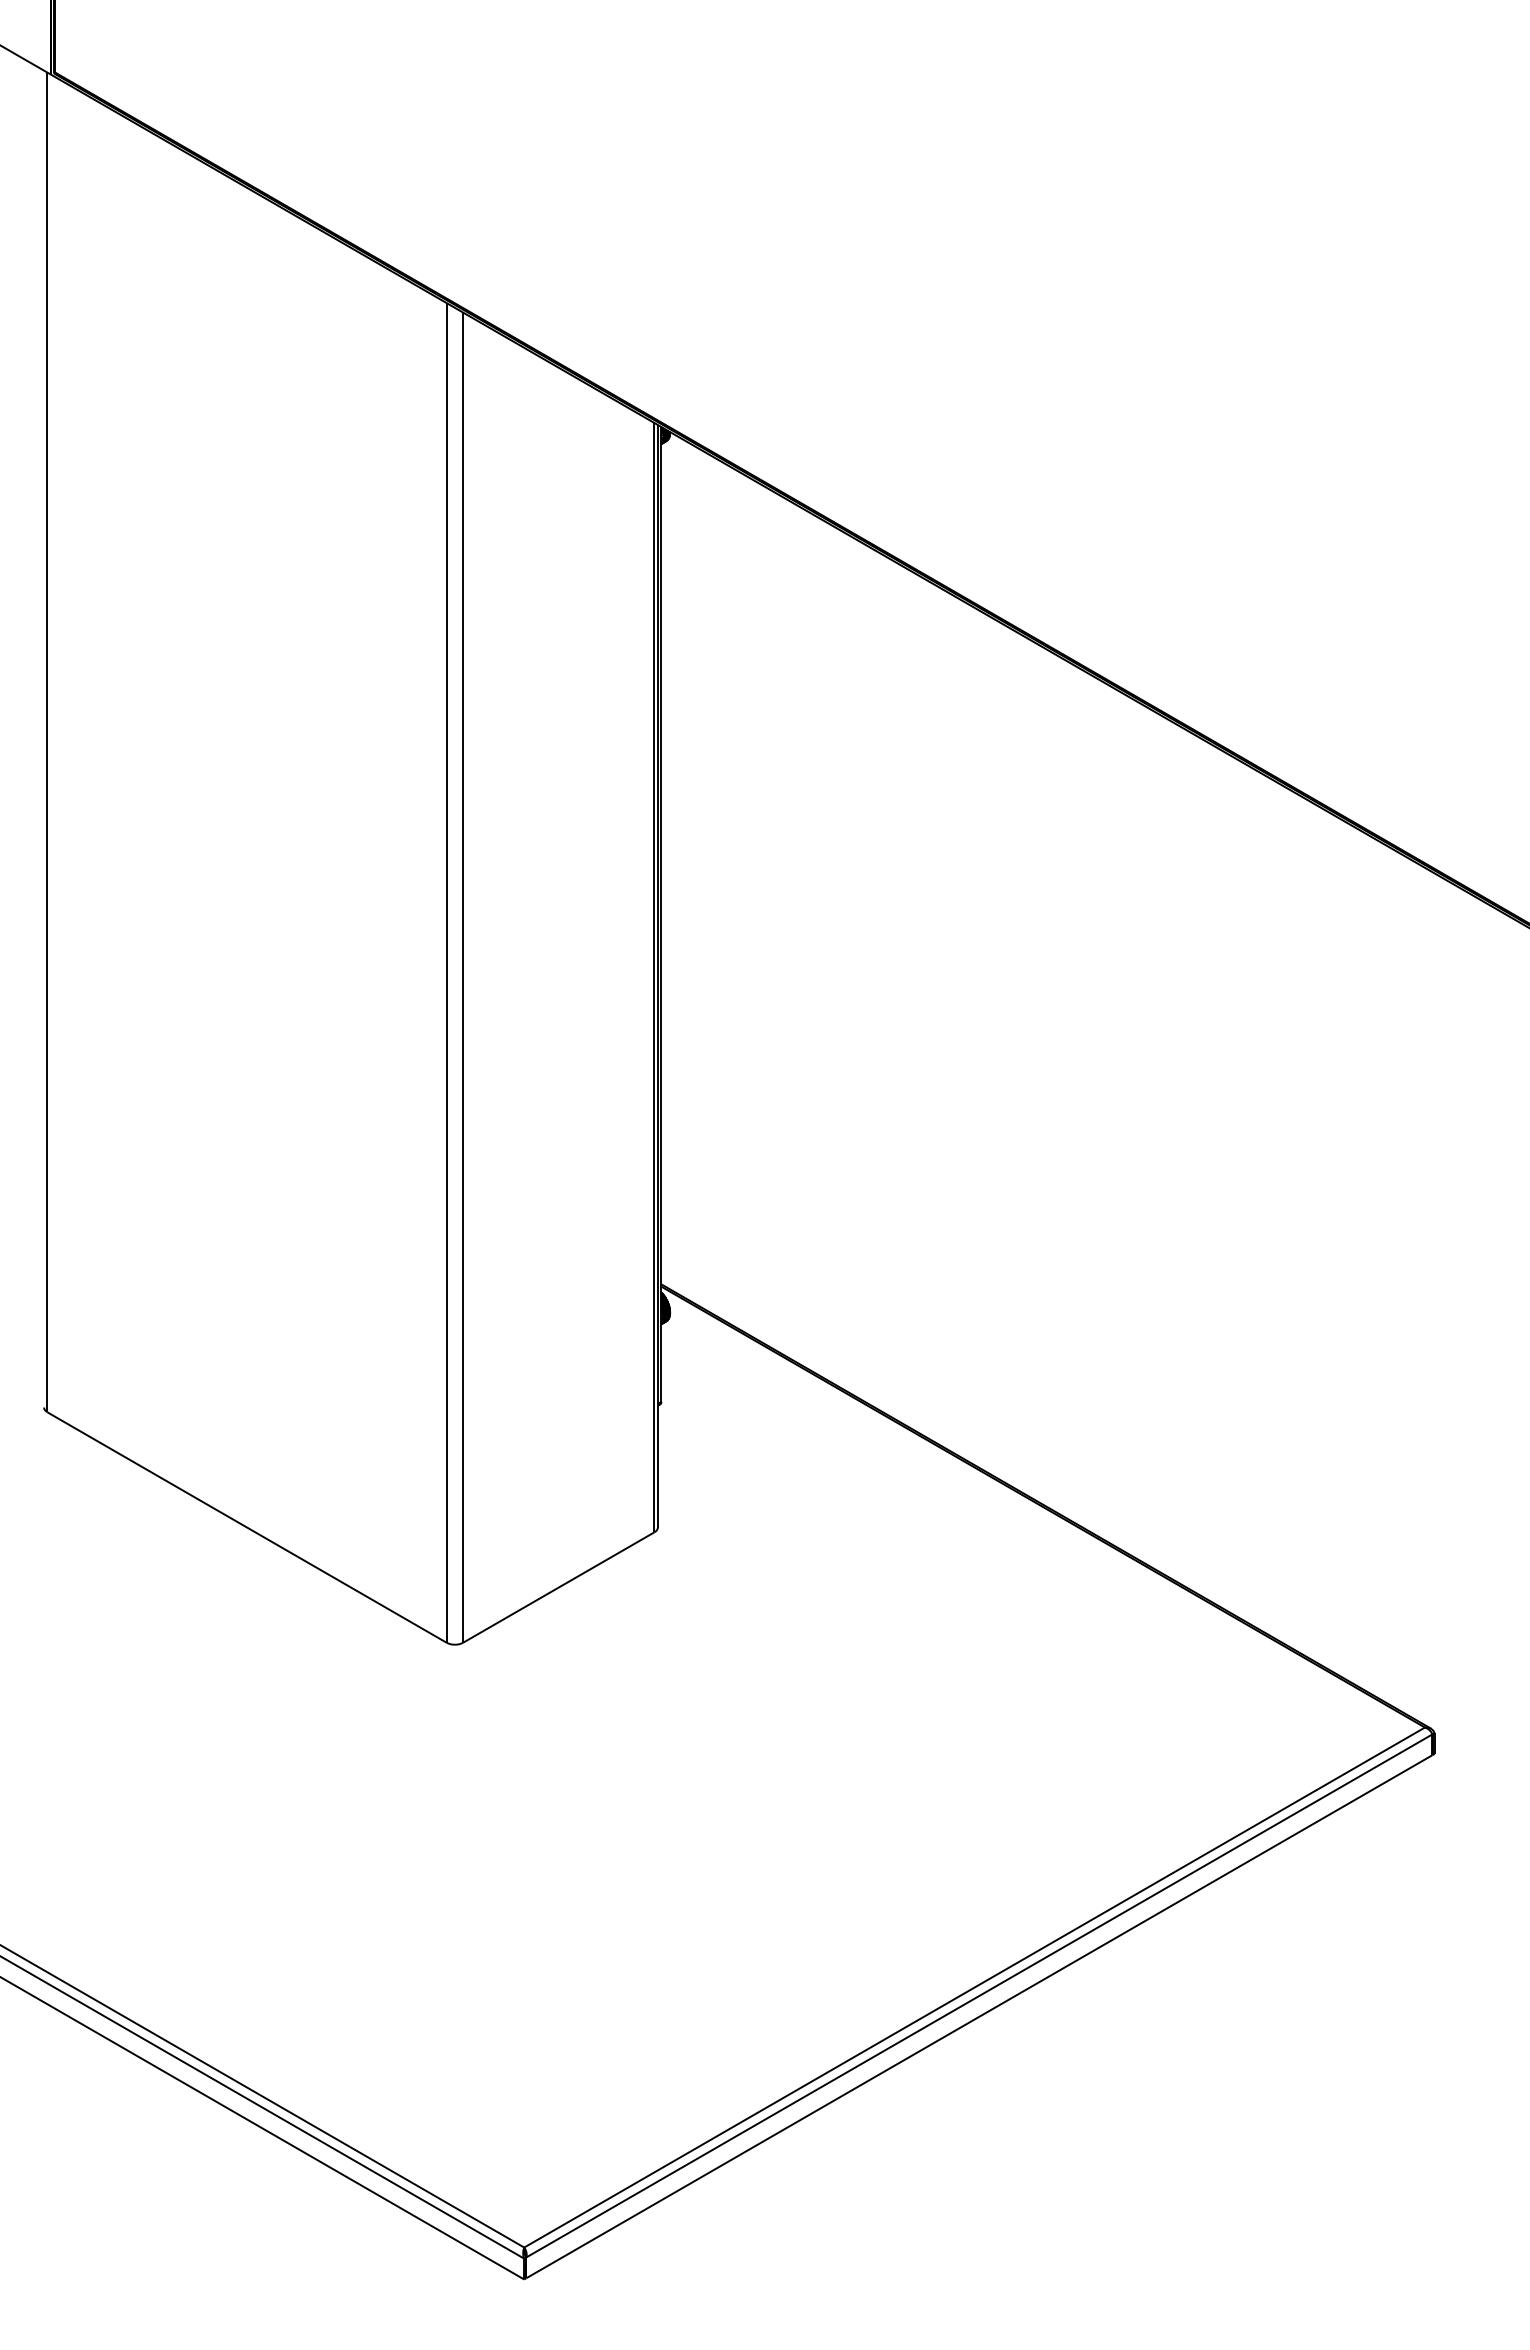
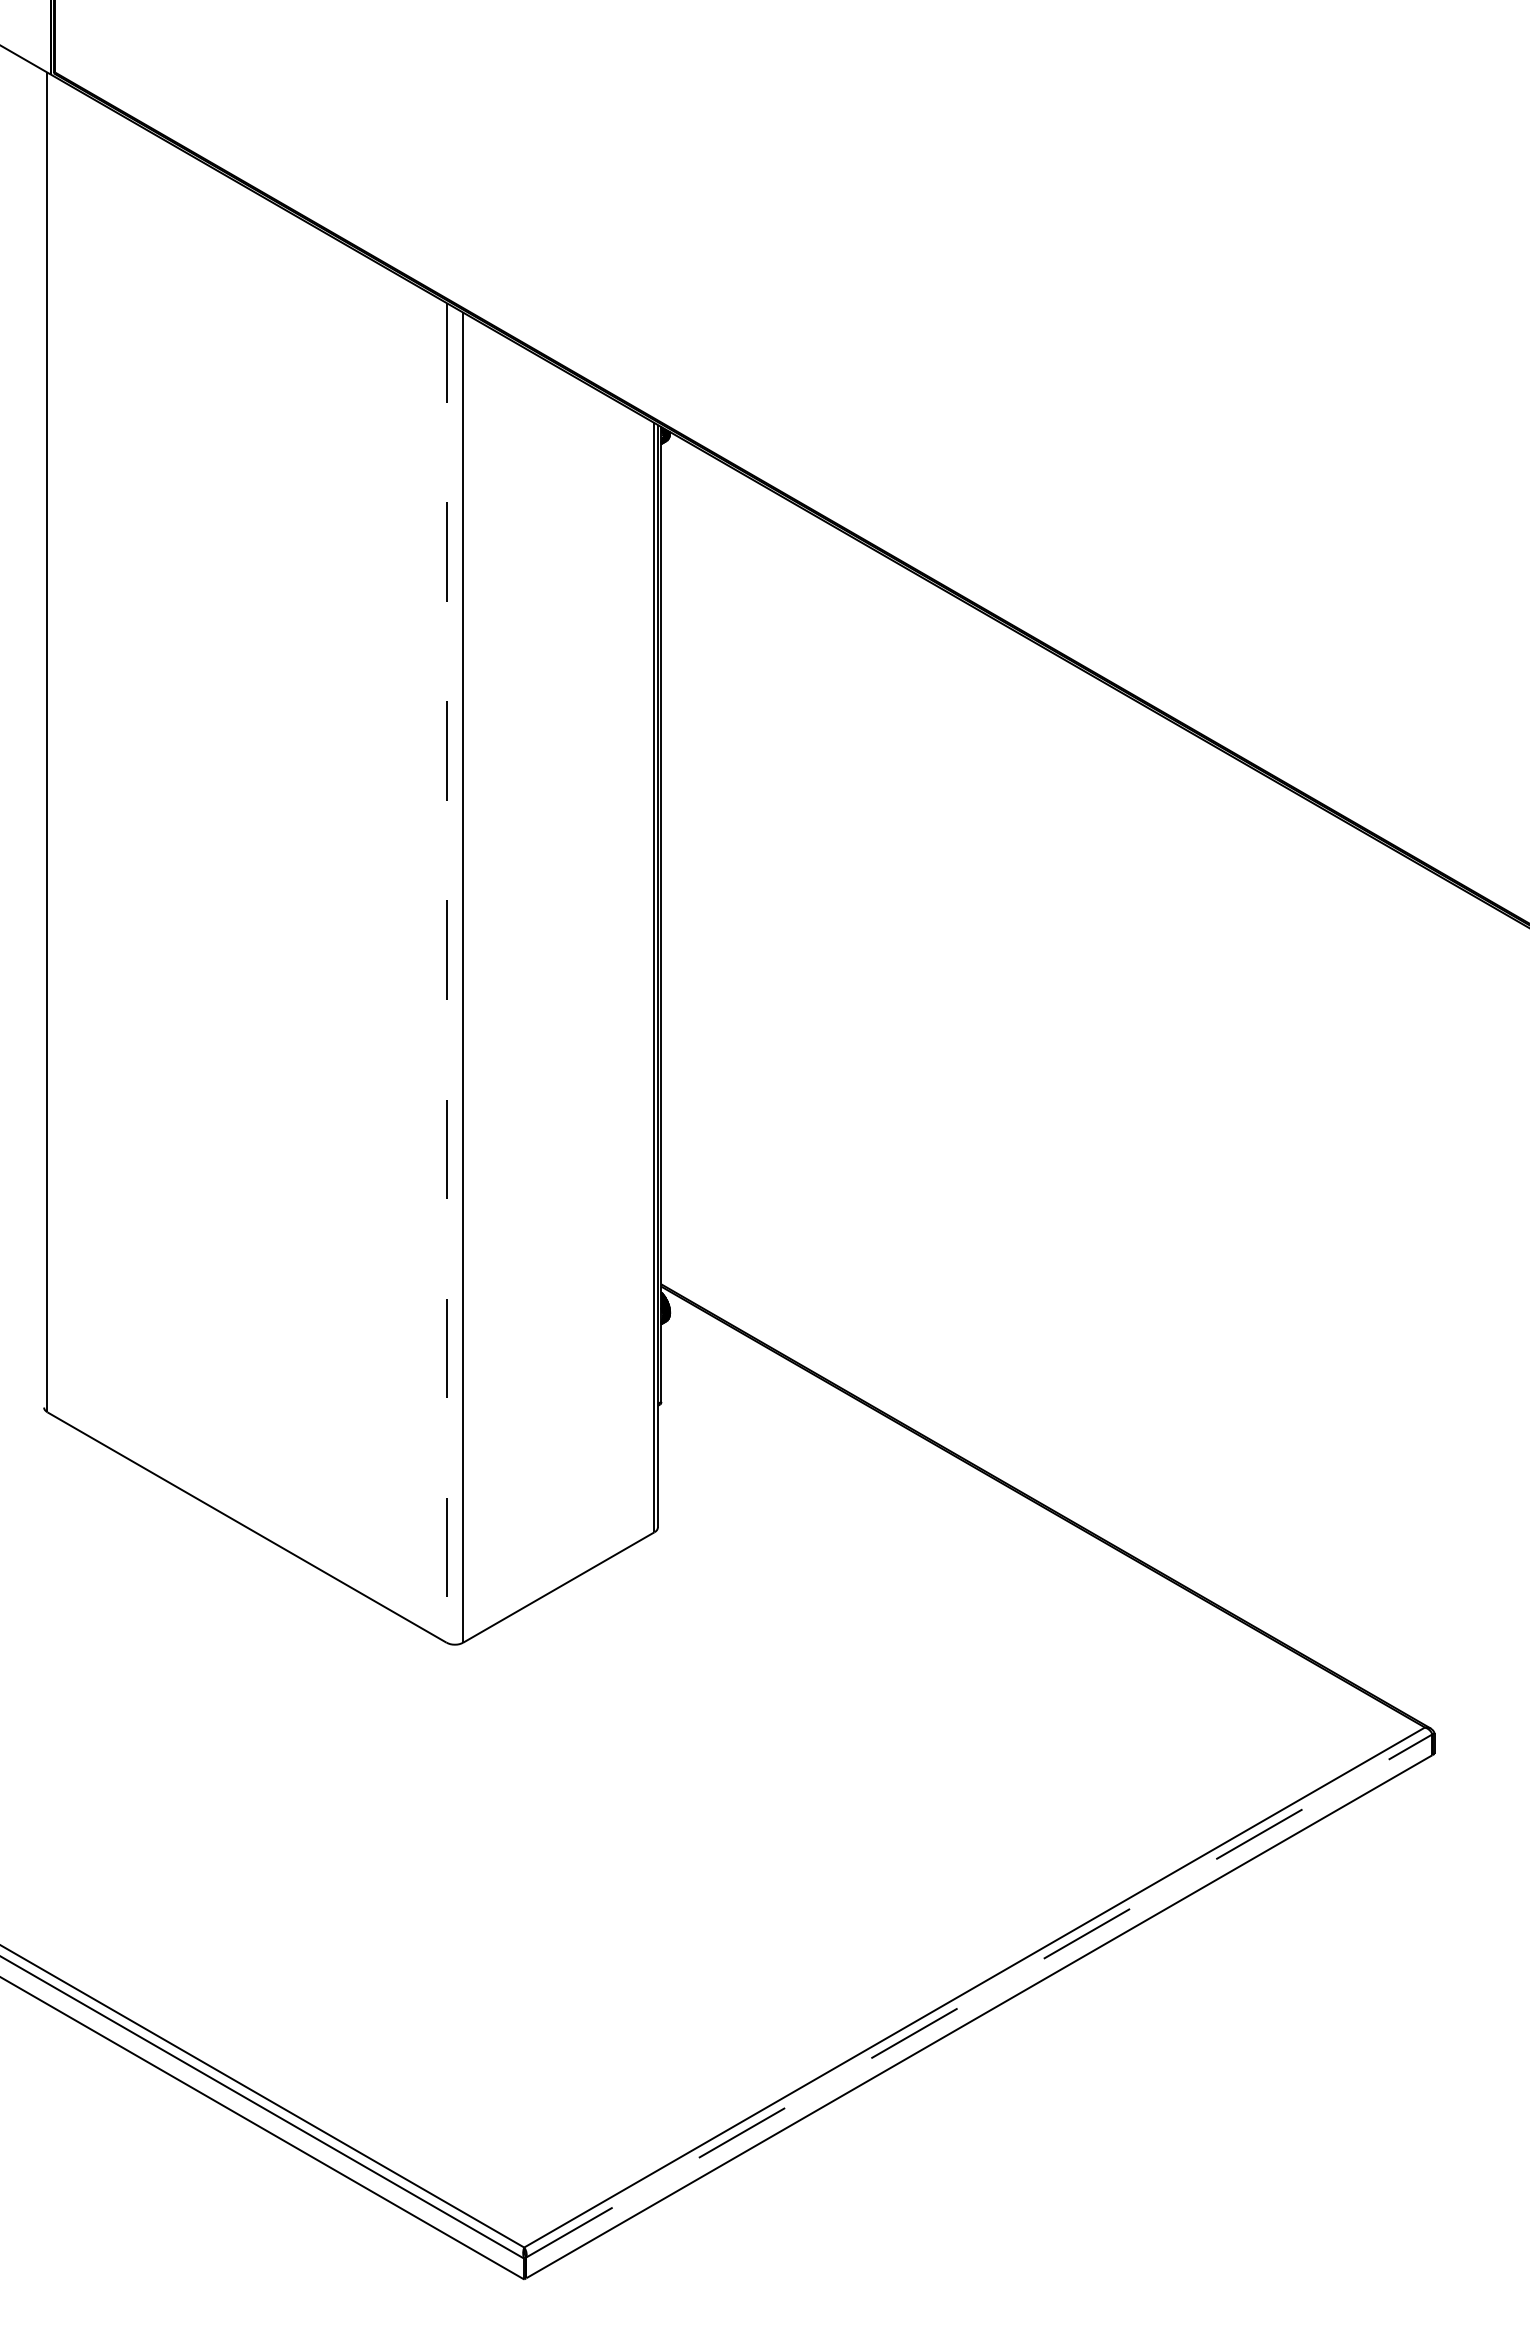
line: solid -> dashed (446, 972)
line: solid -> dashed (979, 1995)
